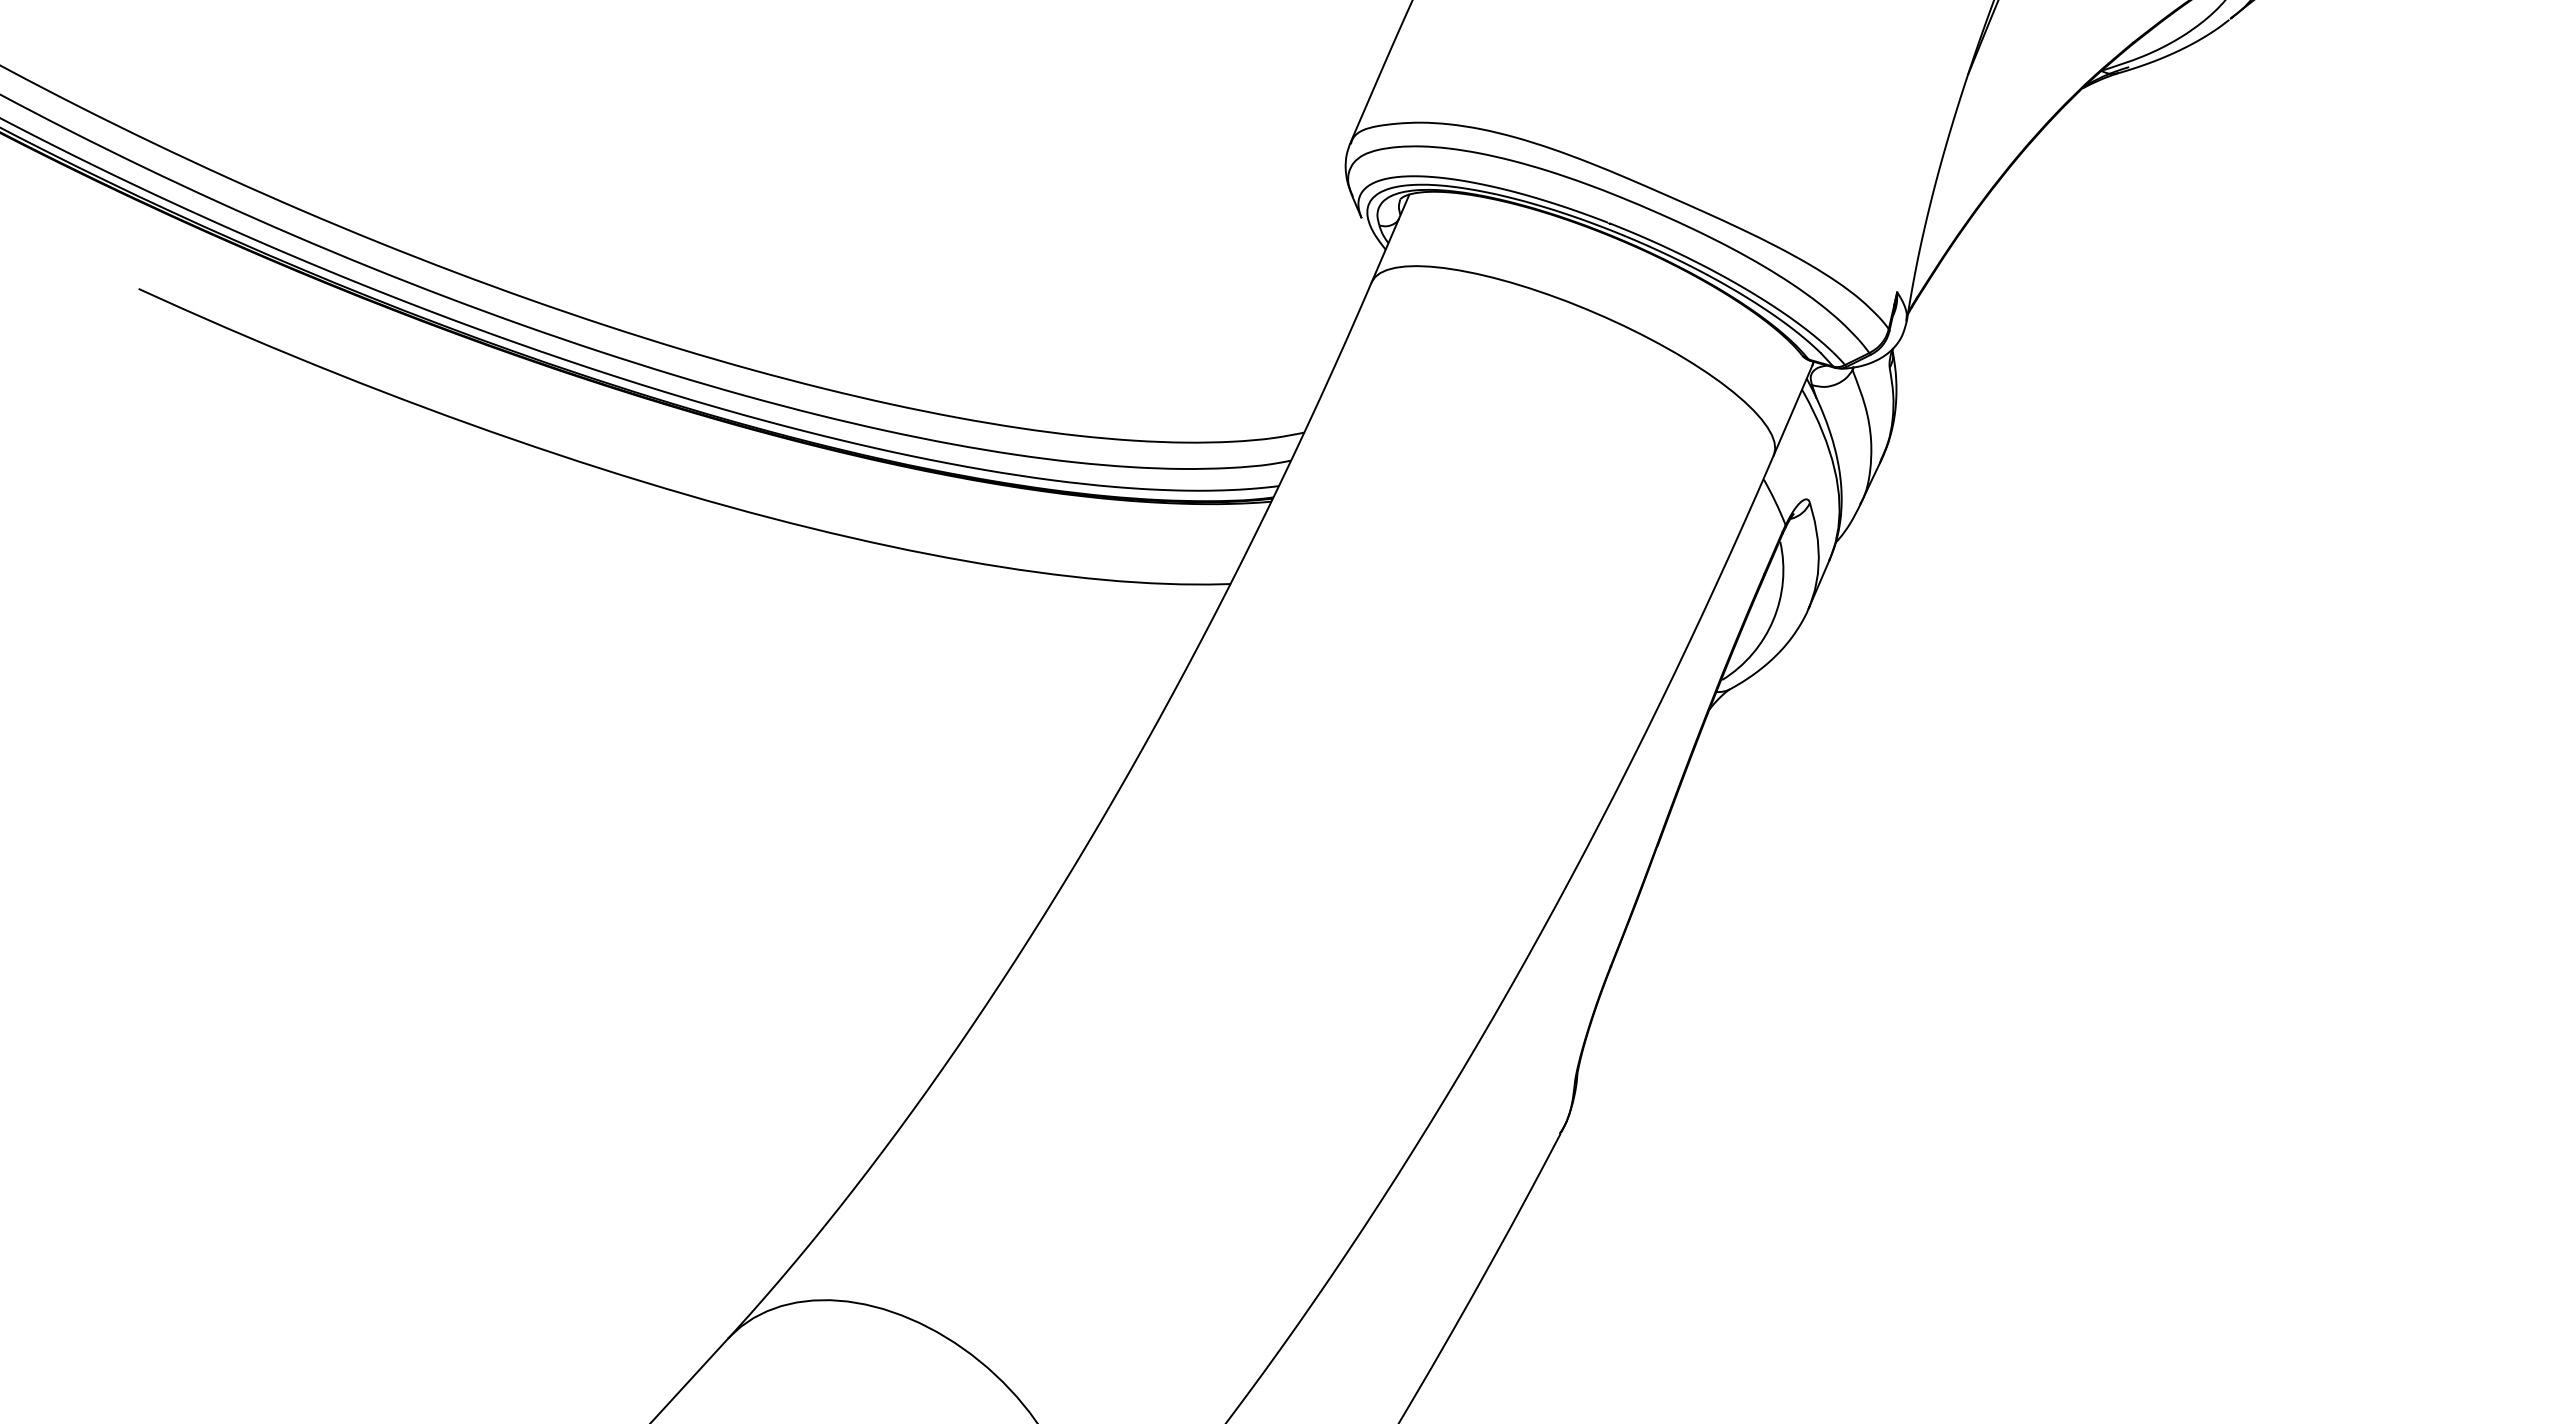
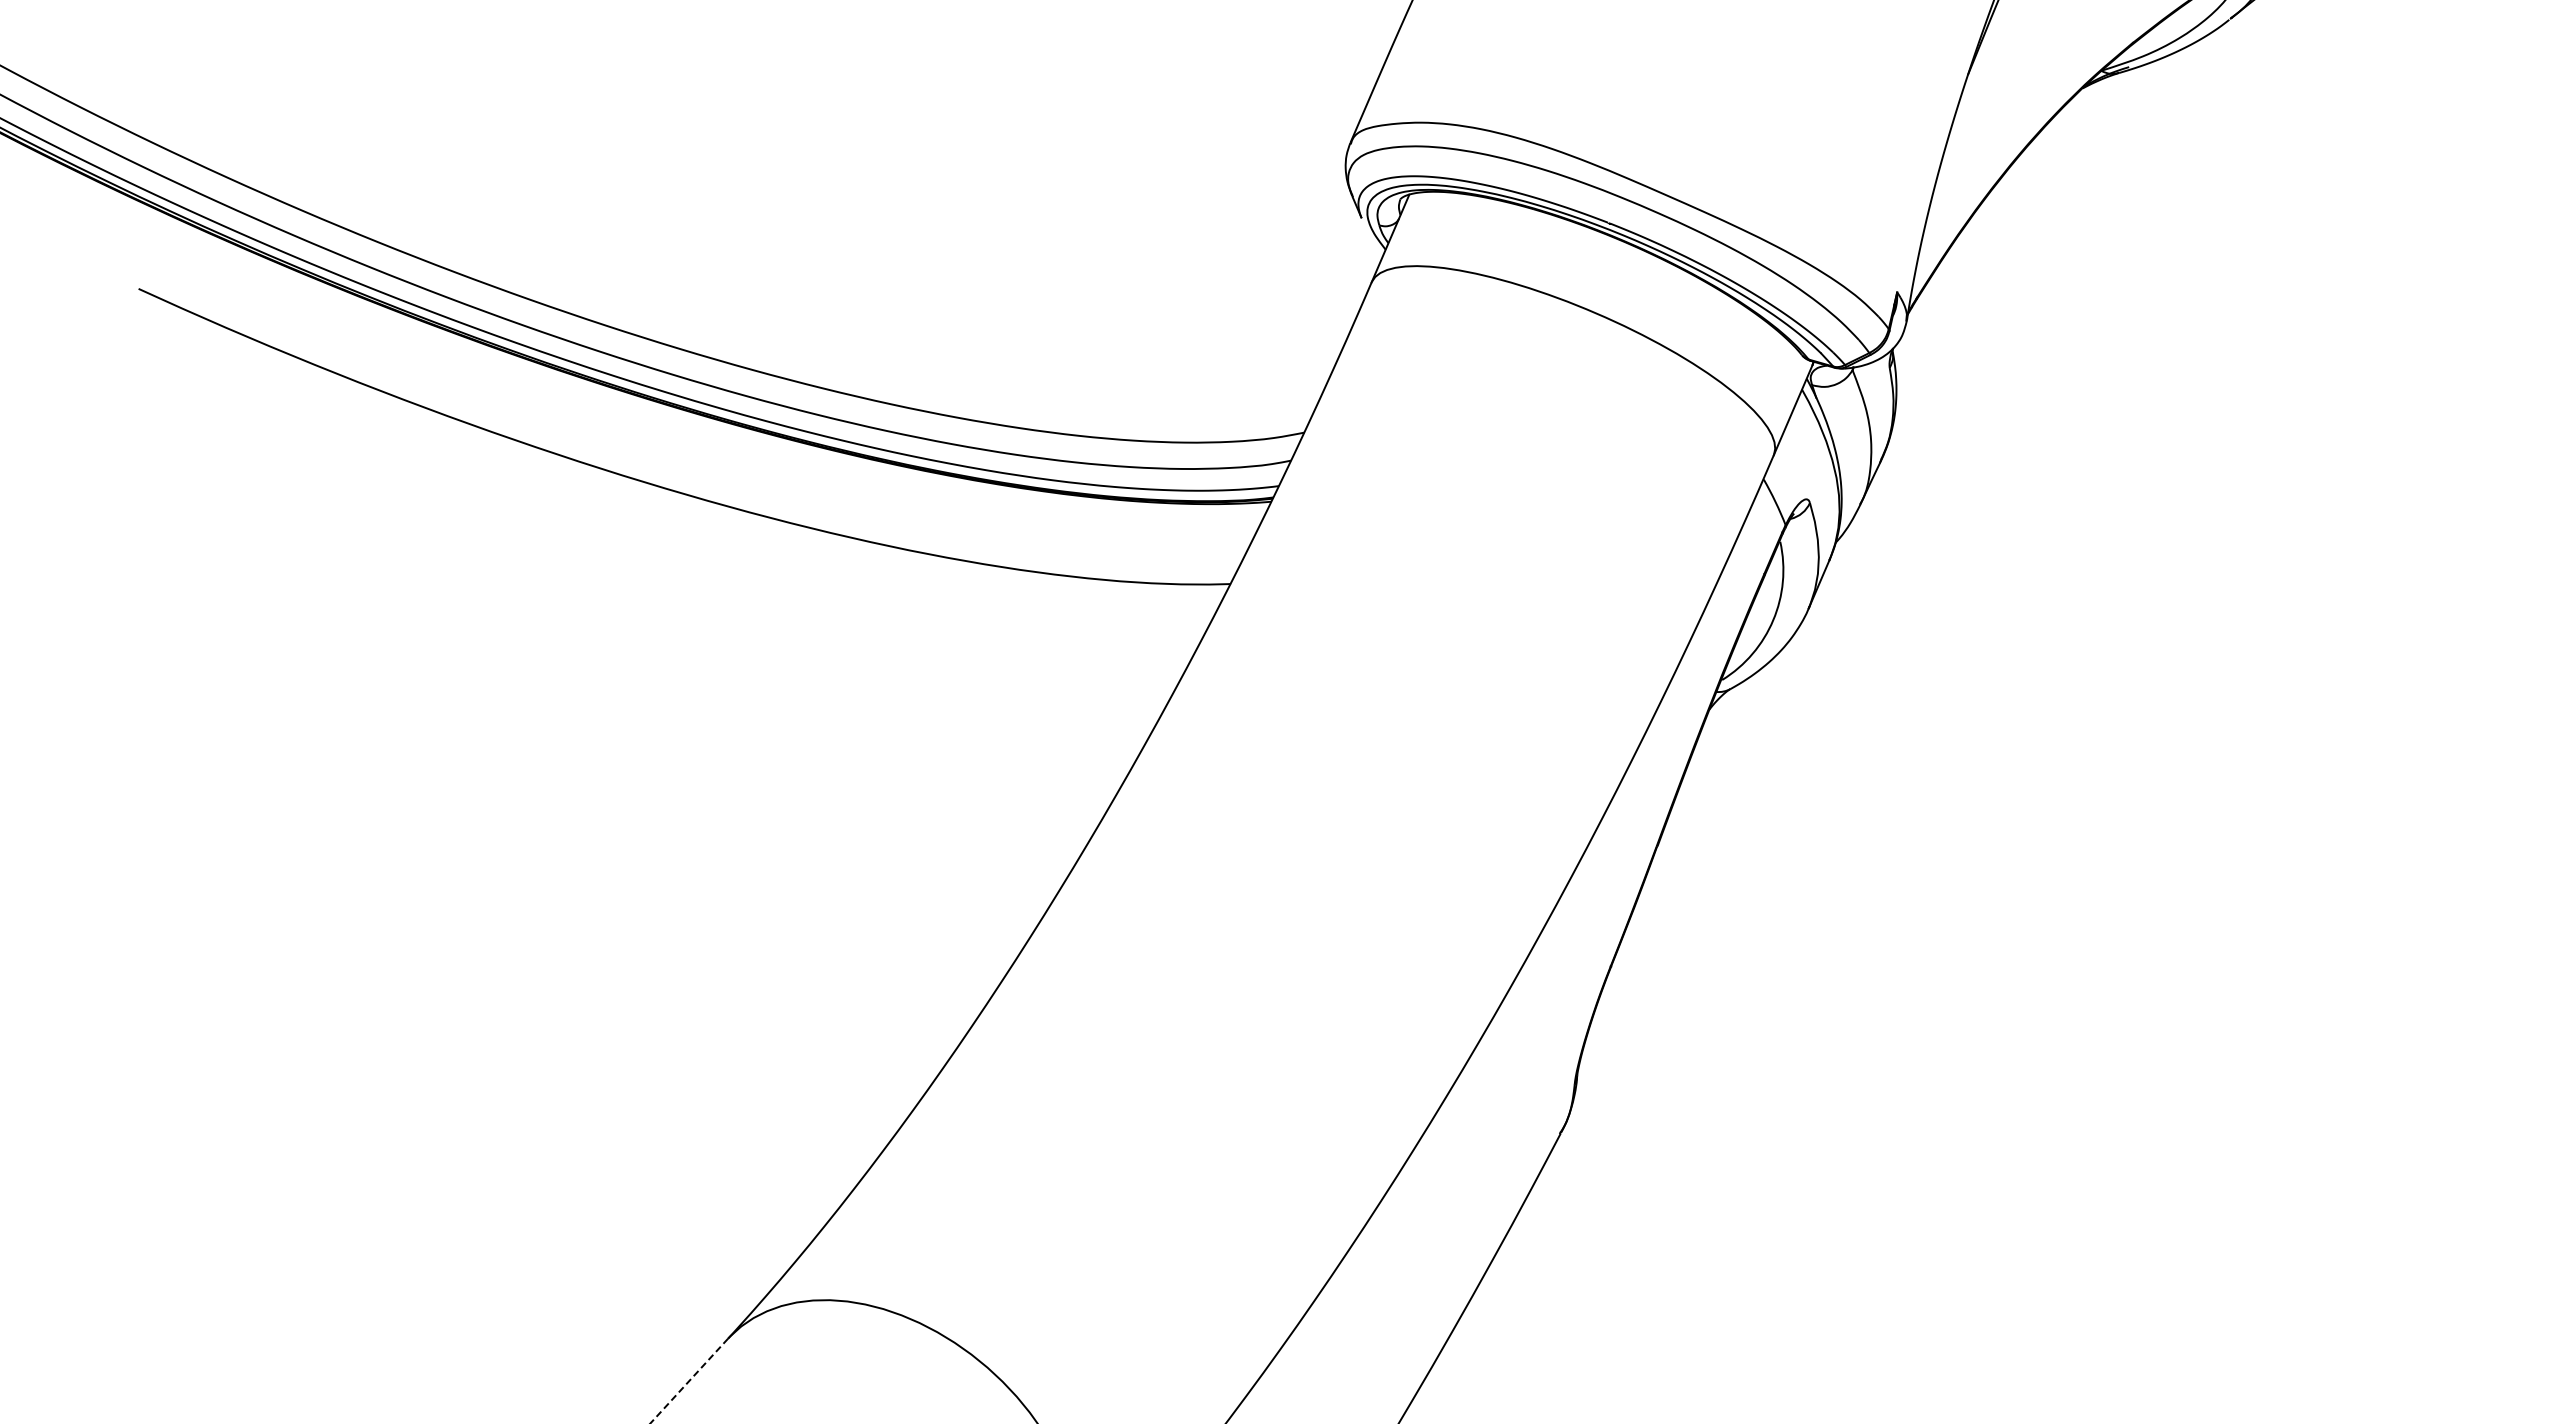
line: solid -> dashed (689, 1381)
